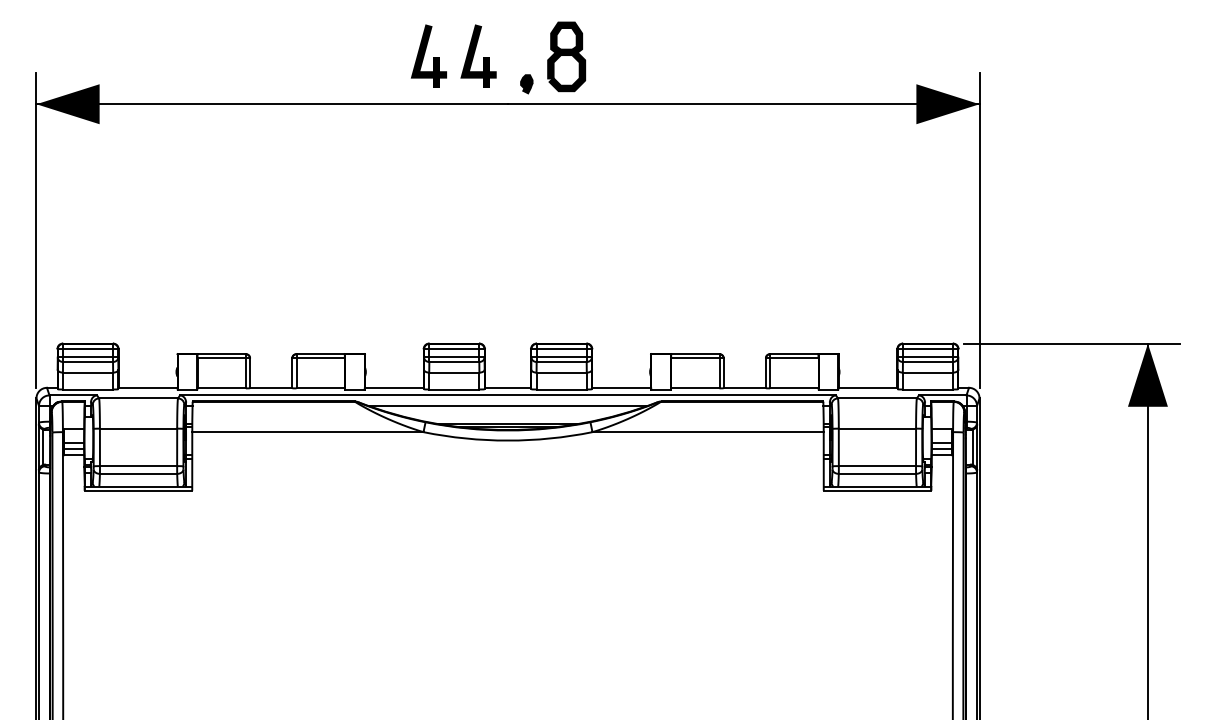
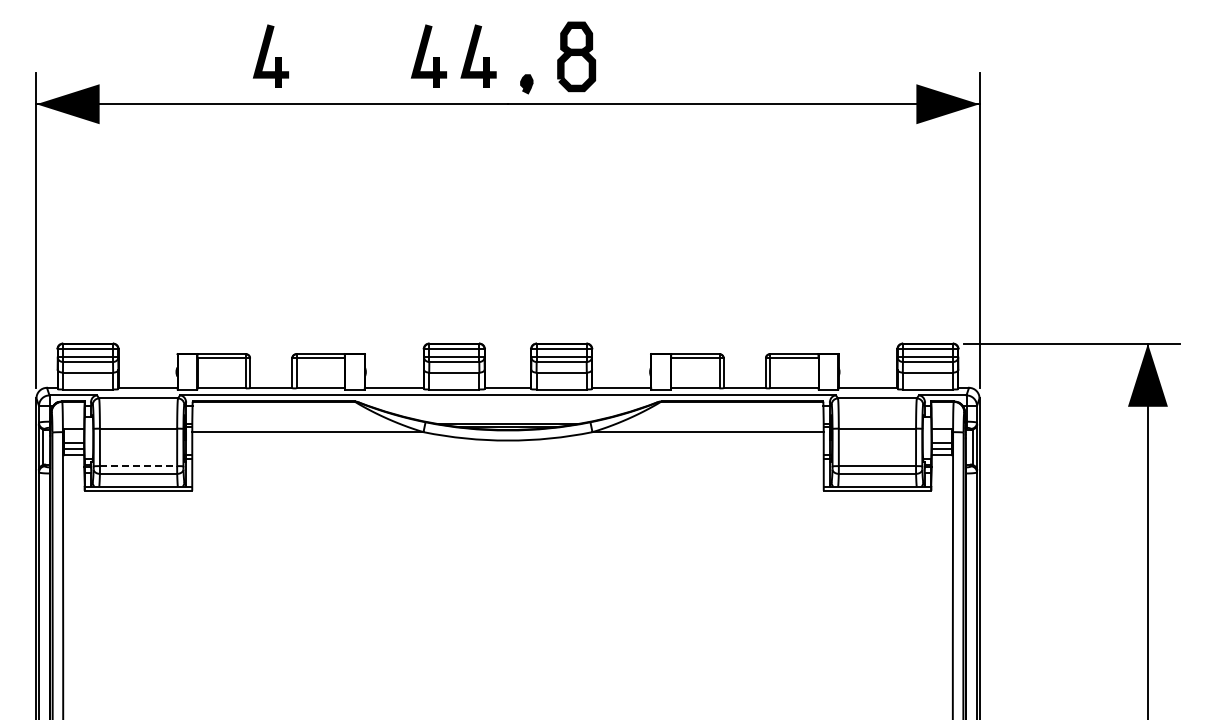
part: none -> present (270, 55)
part position: (566, 56) -> (576, 56) (576, 56)
line: present -> none (507, 405)
line: solid -> dashed (138, 466)
